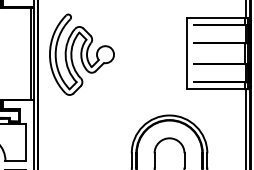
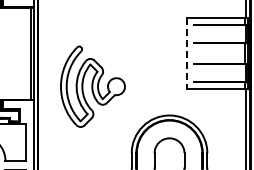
line: solid -> dashed (187, 53)
part position: (81, 54) -> (92, 86) (92, 86)
